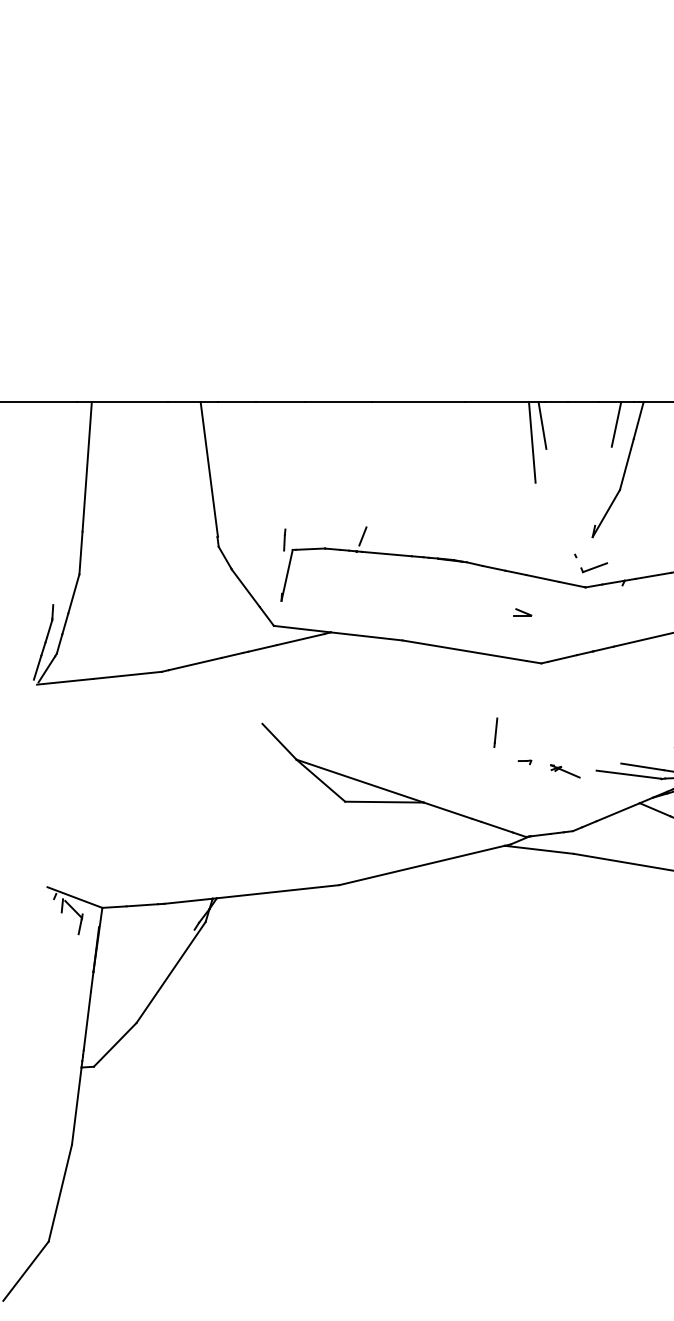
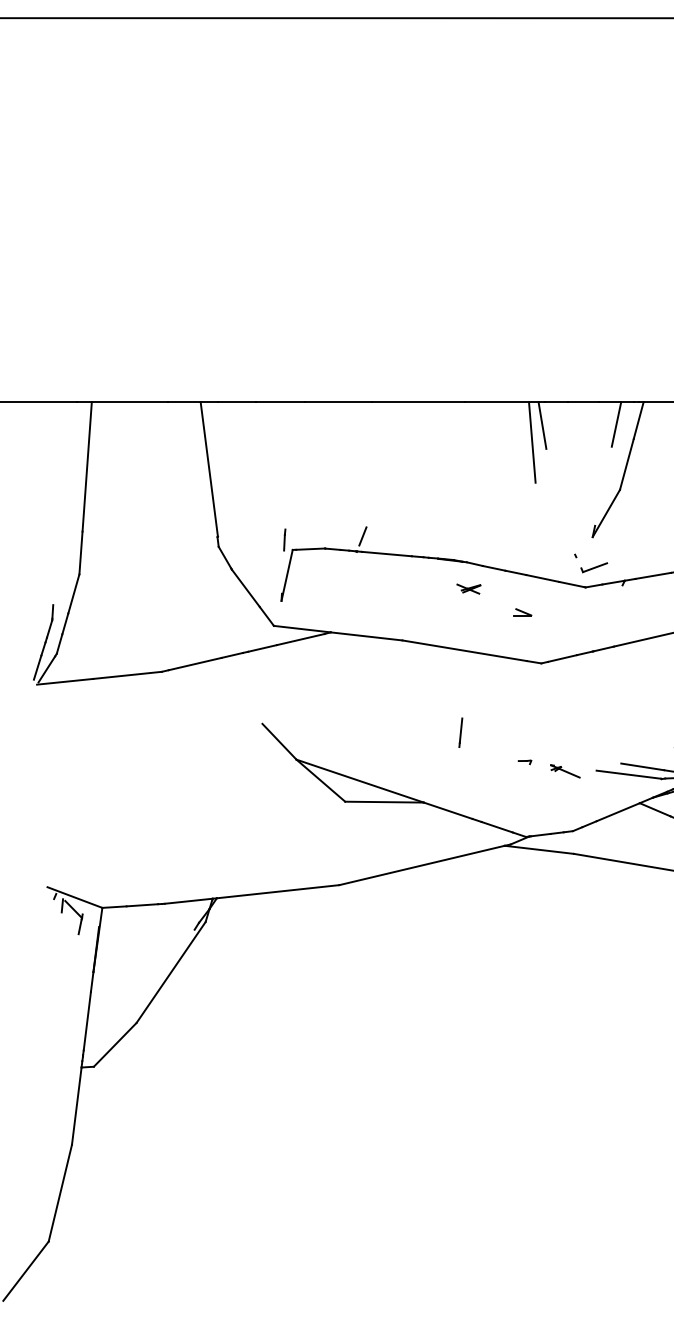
line: none -> present (336, 18)
part: none -> present (468, 588)
line position: (495, 732) -> (460, 732) (460, 732)
